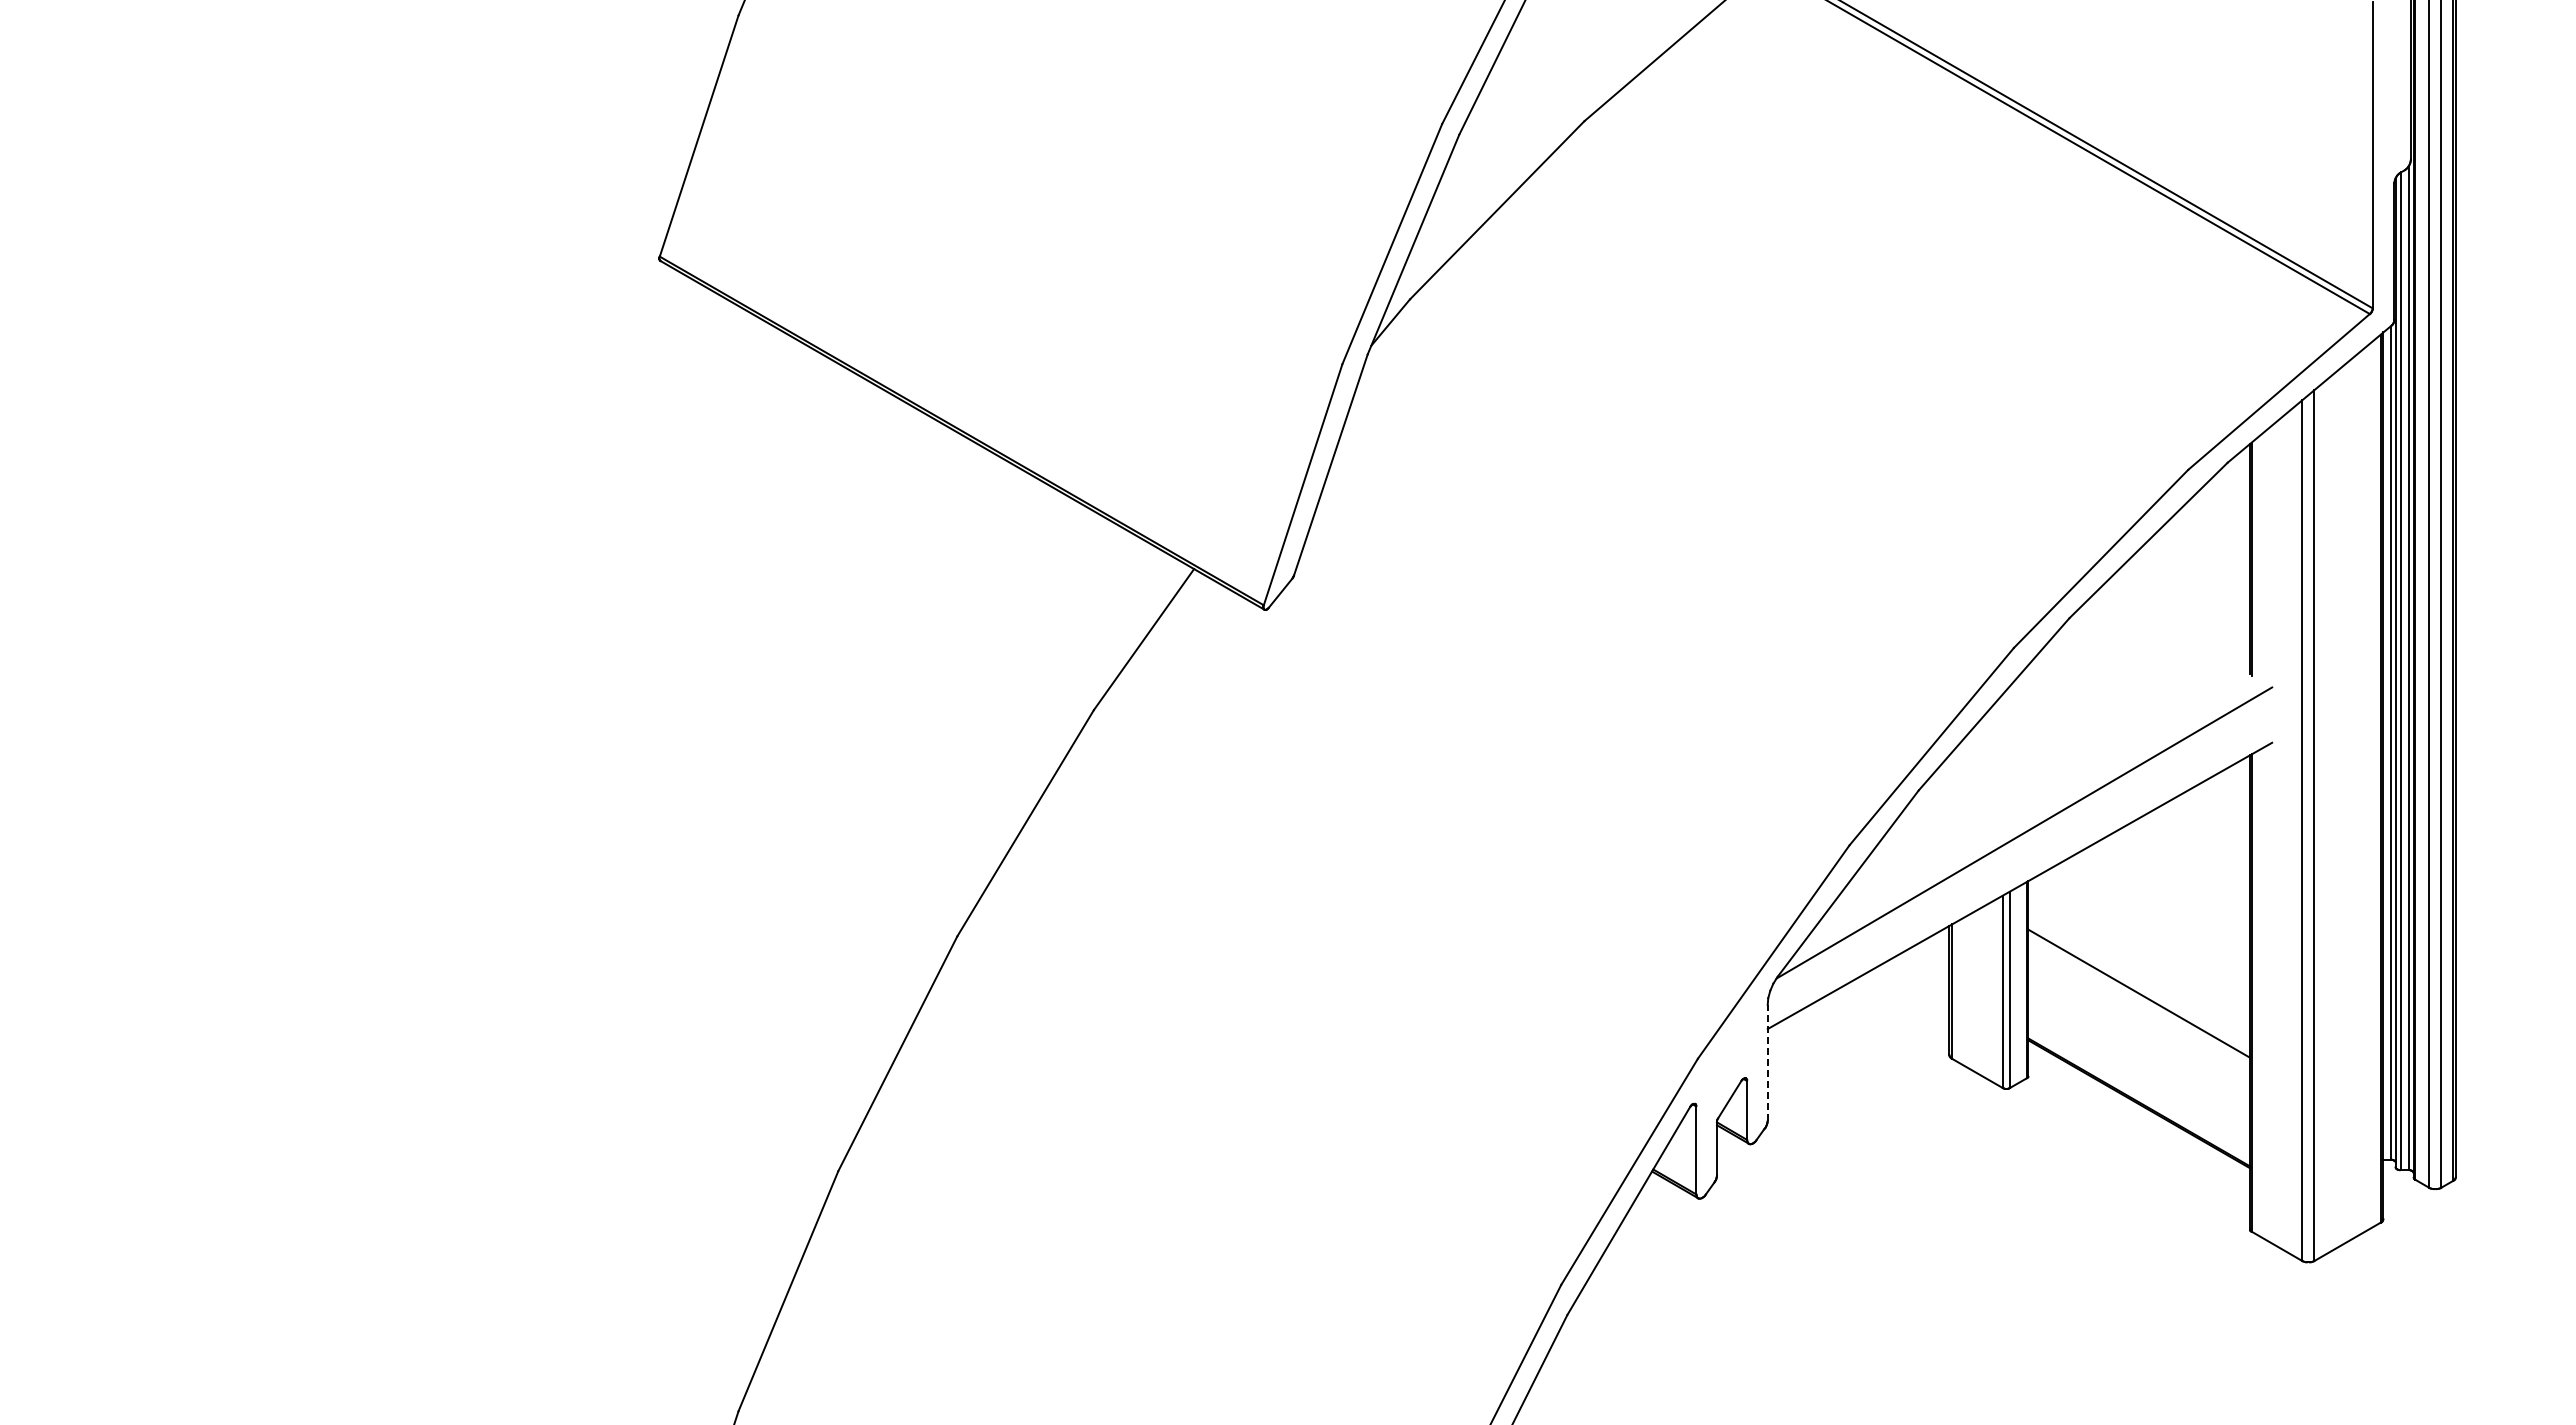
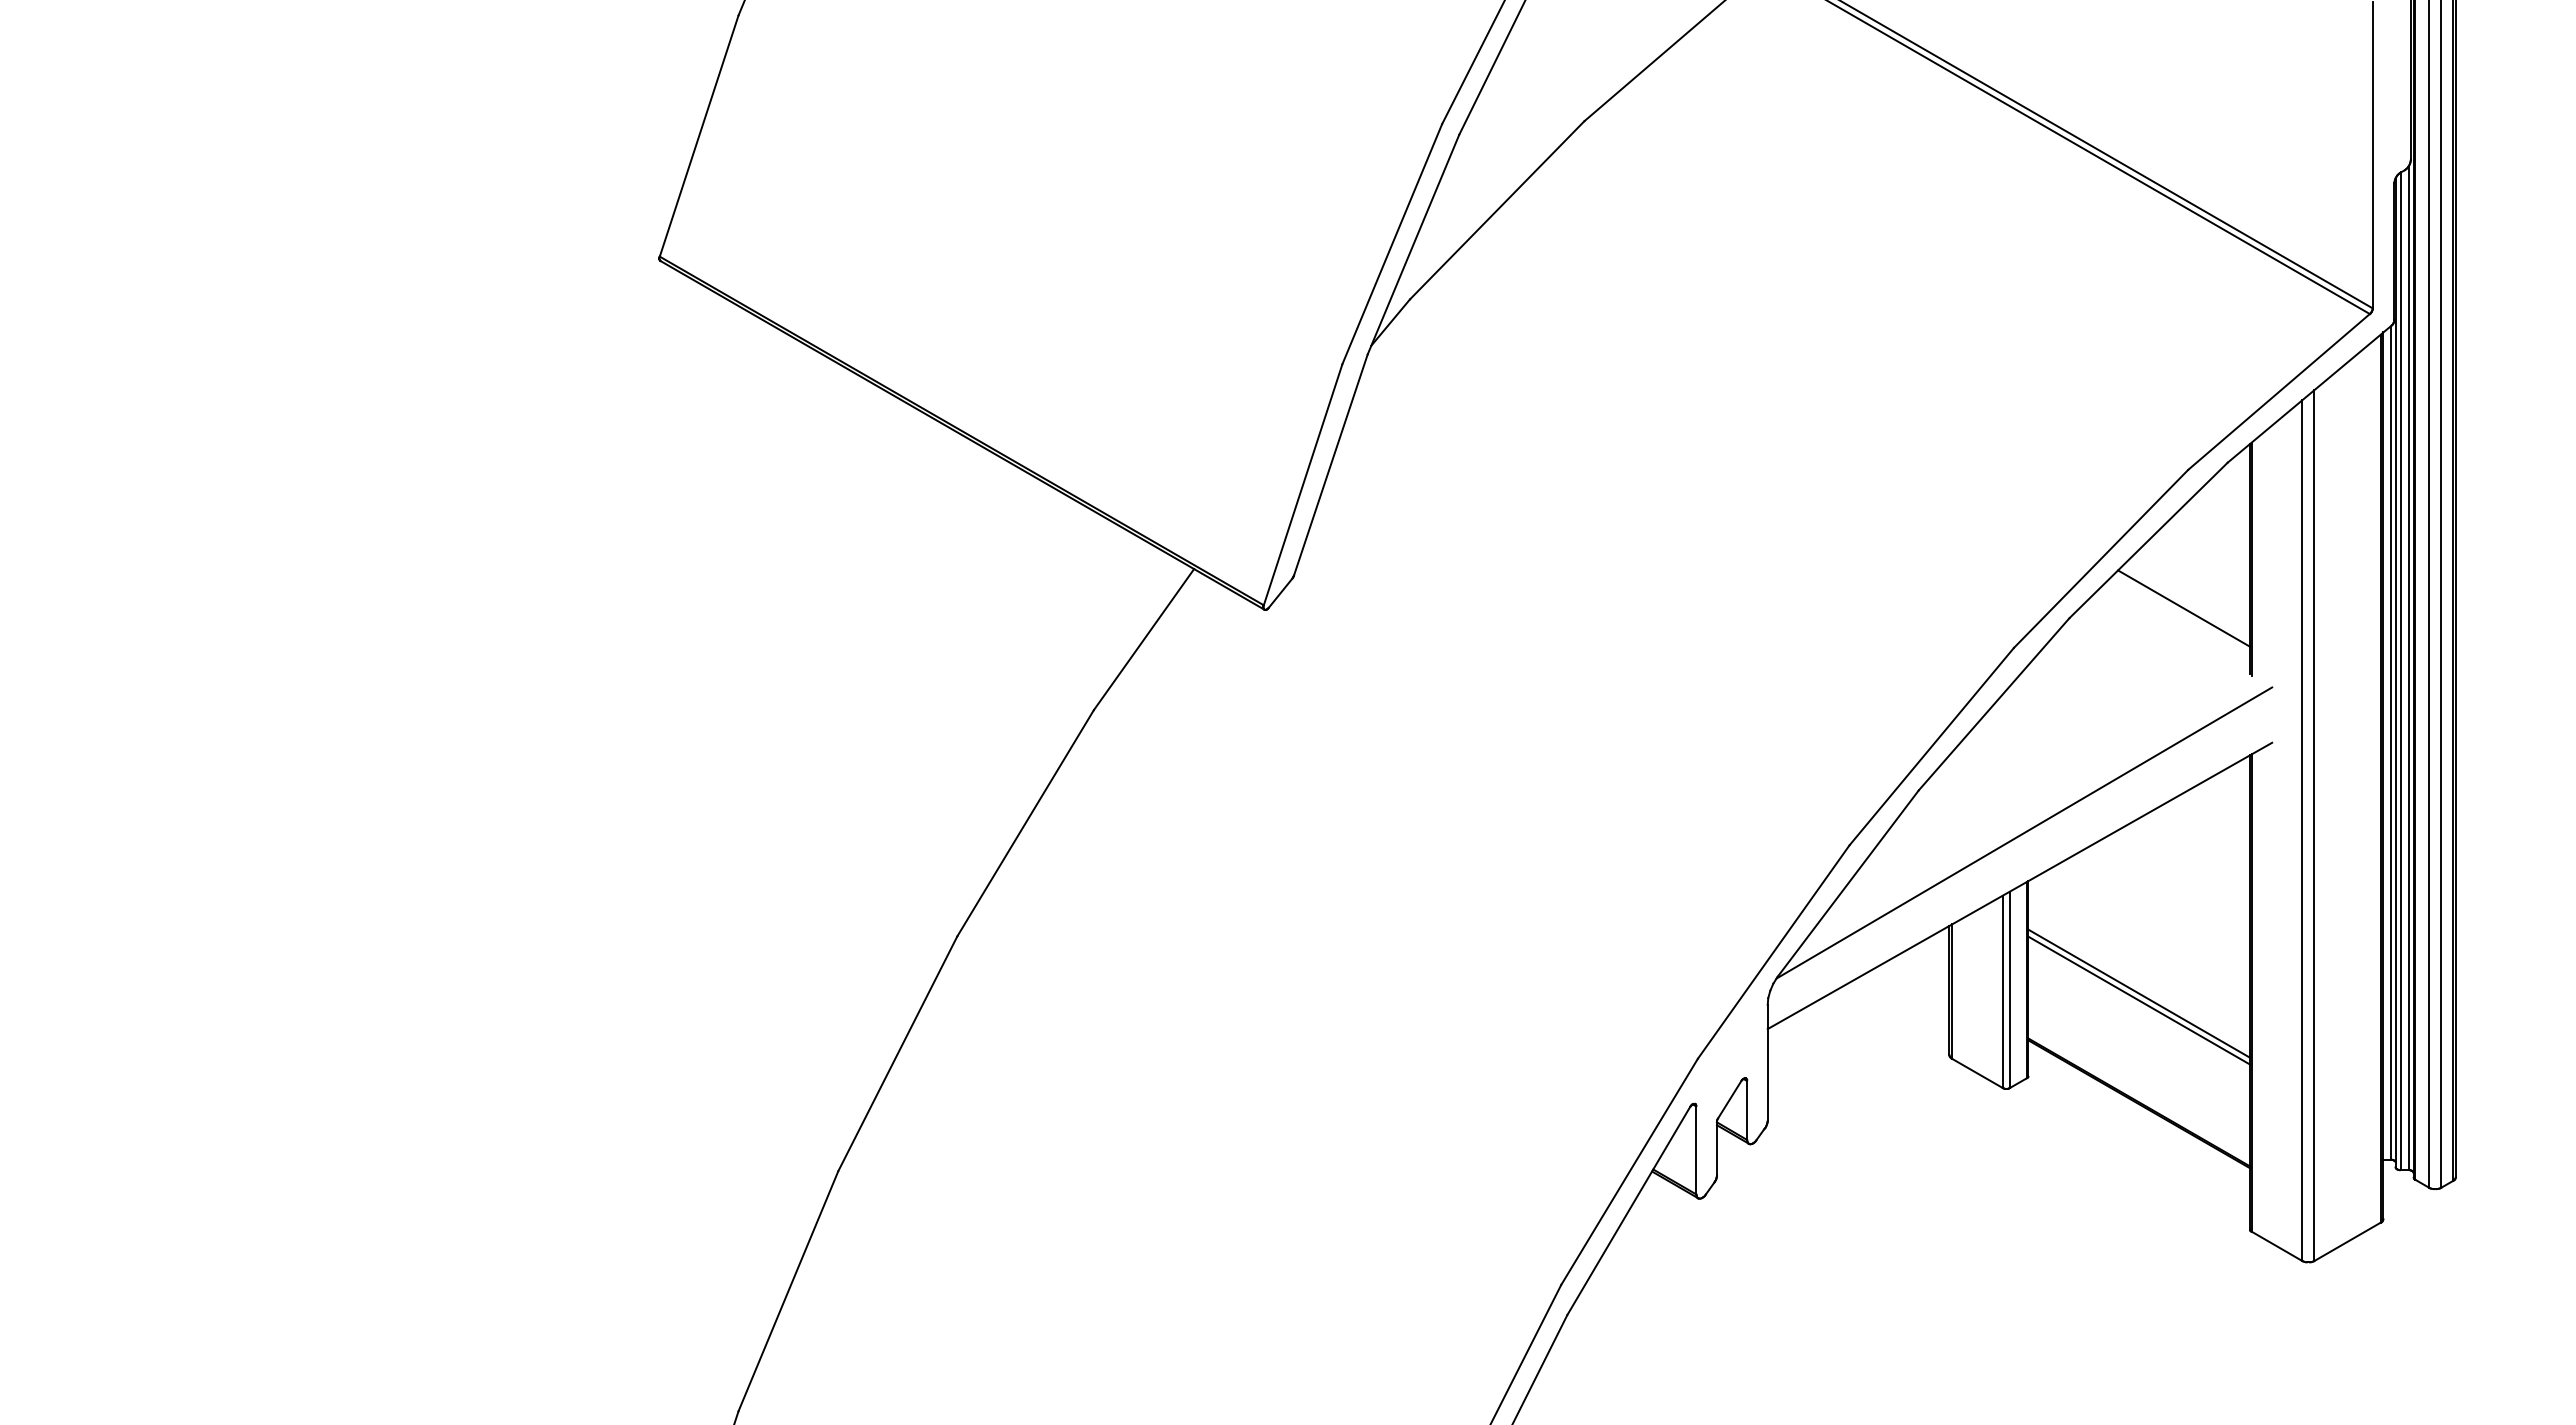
line: none -> present (2184, 608)
line: none -> present (2139, 1000)
line: dashed -> solid (1767, 1062)
